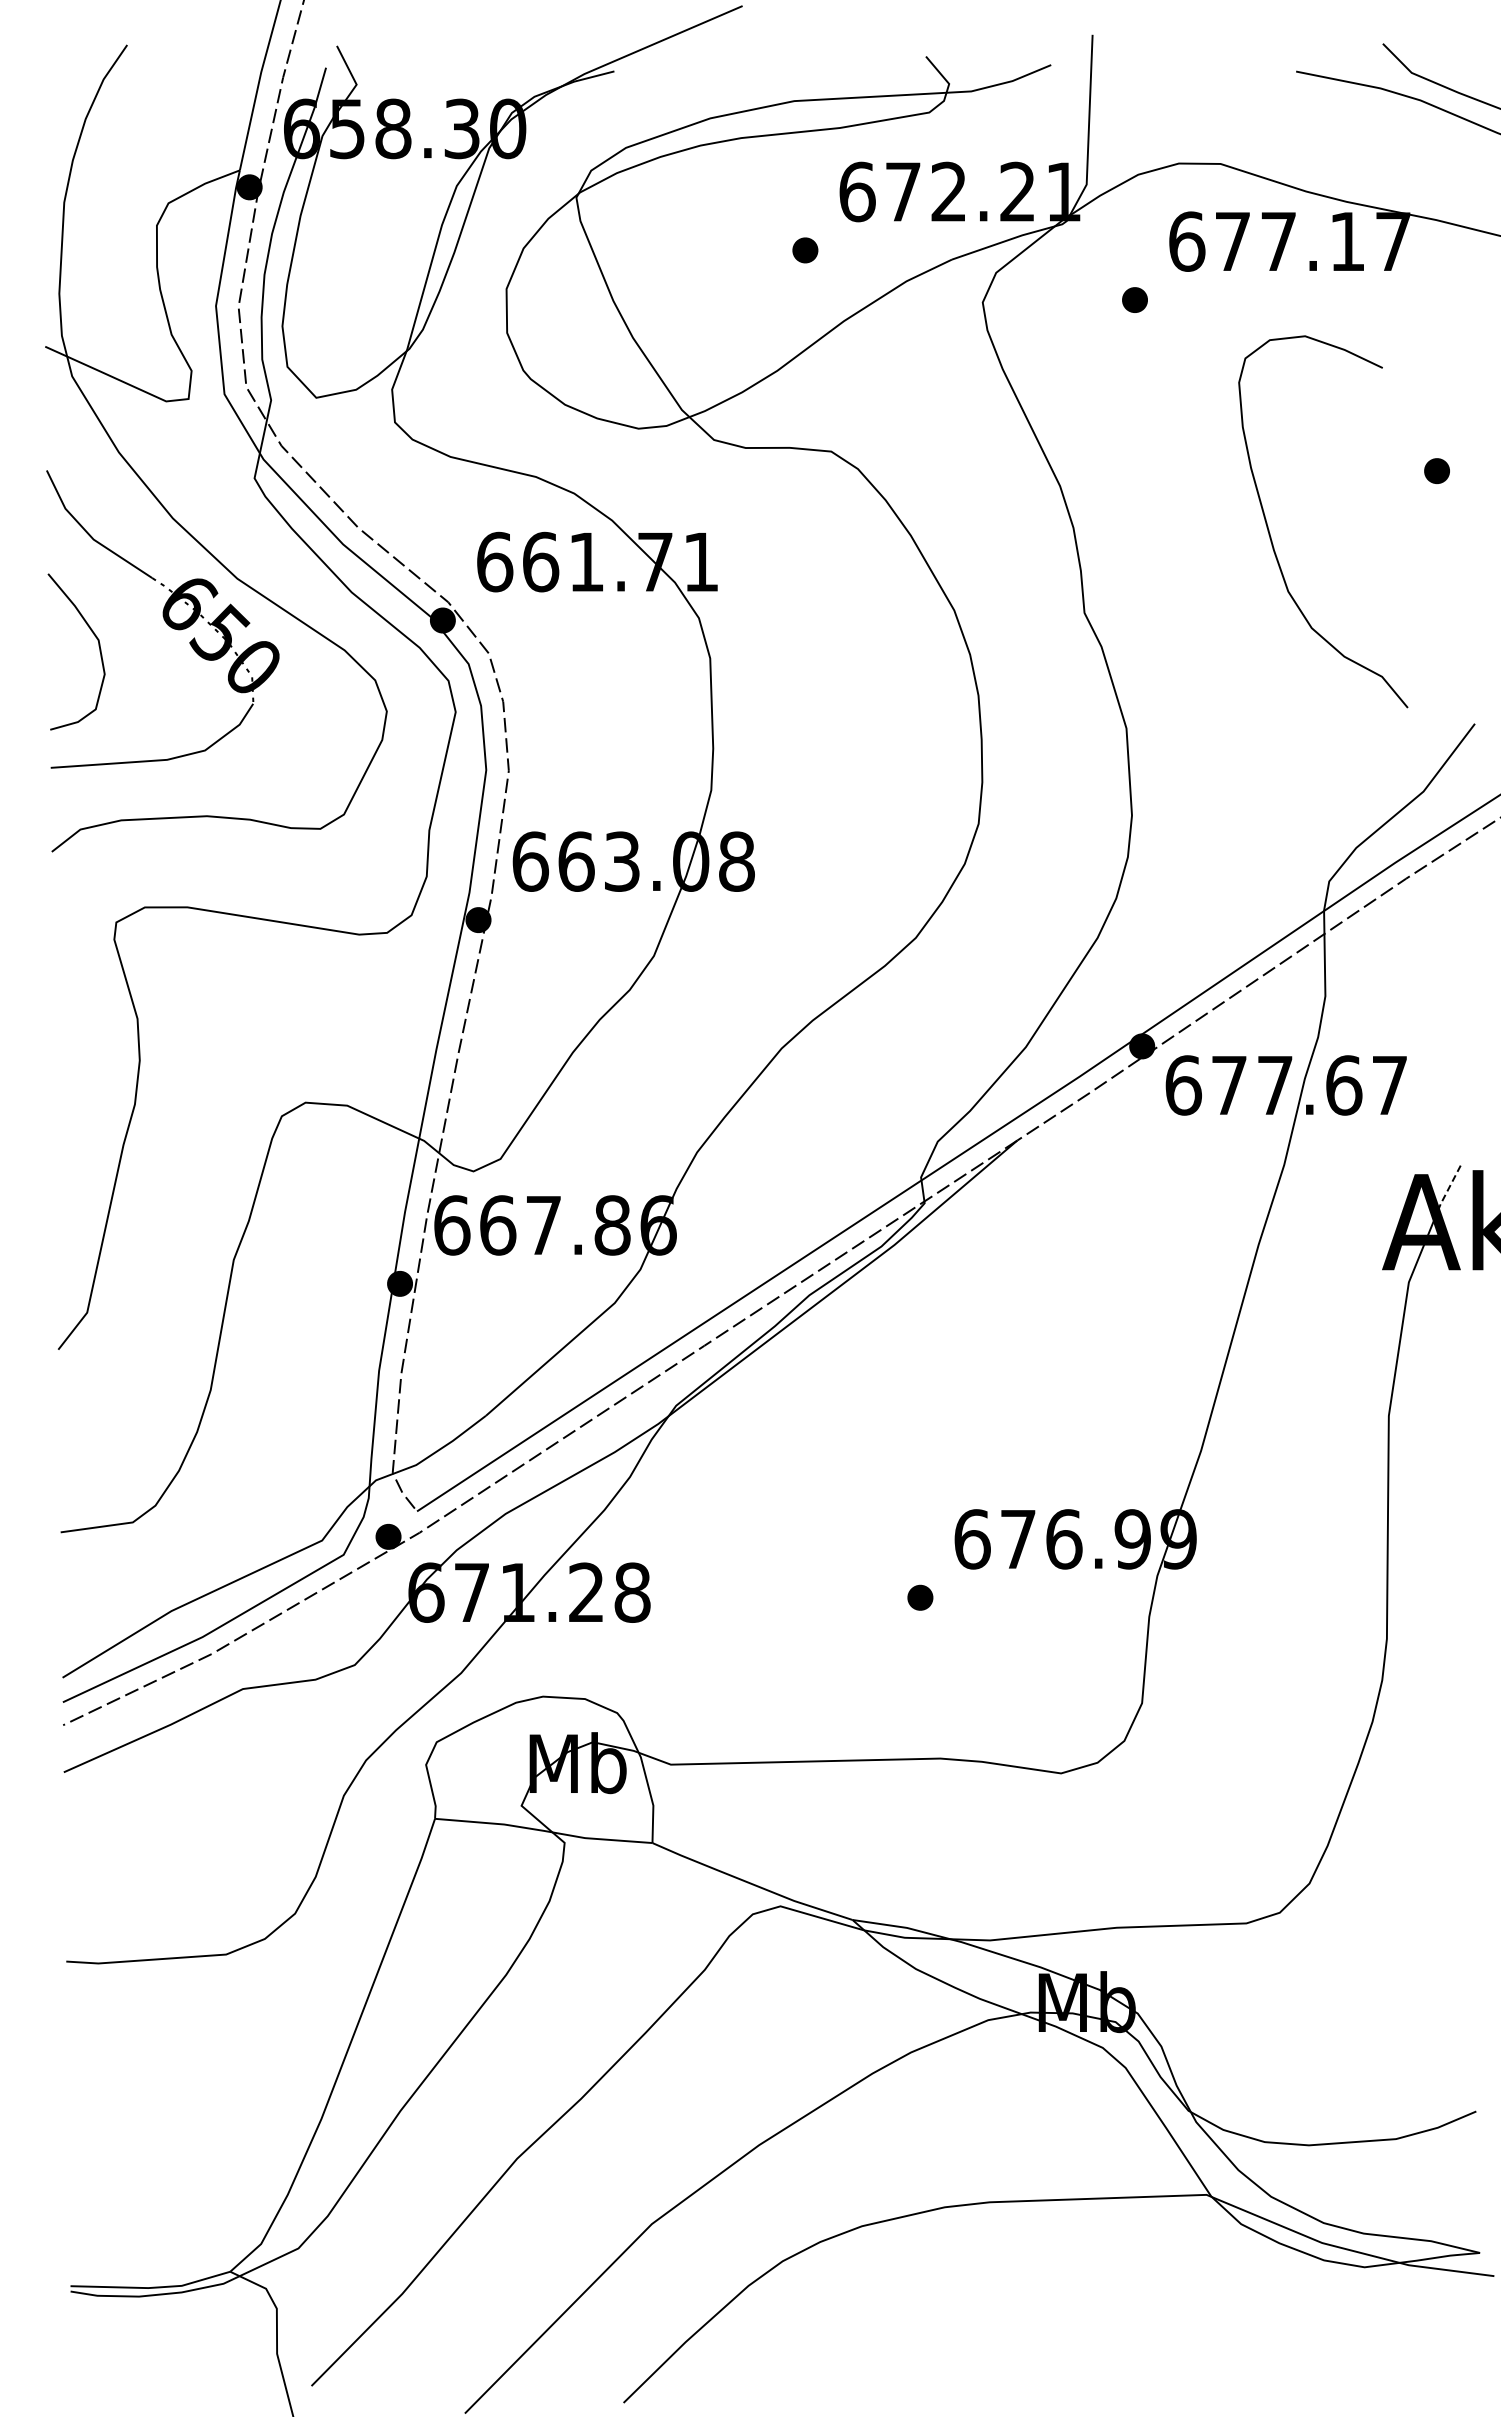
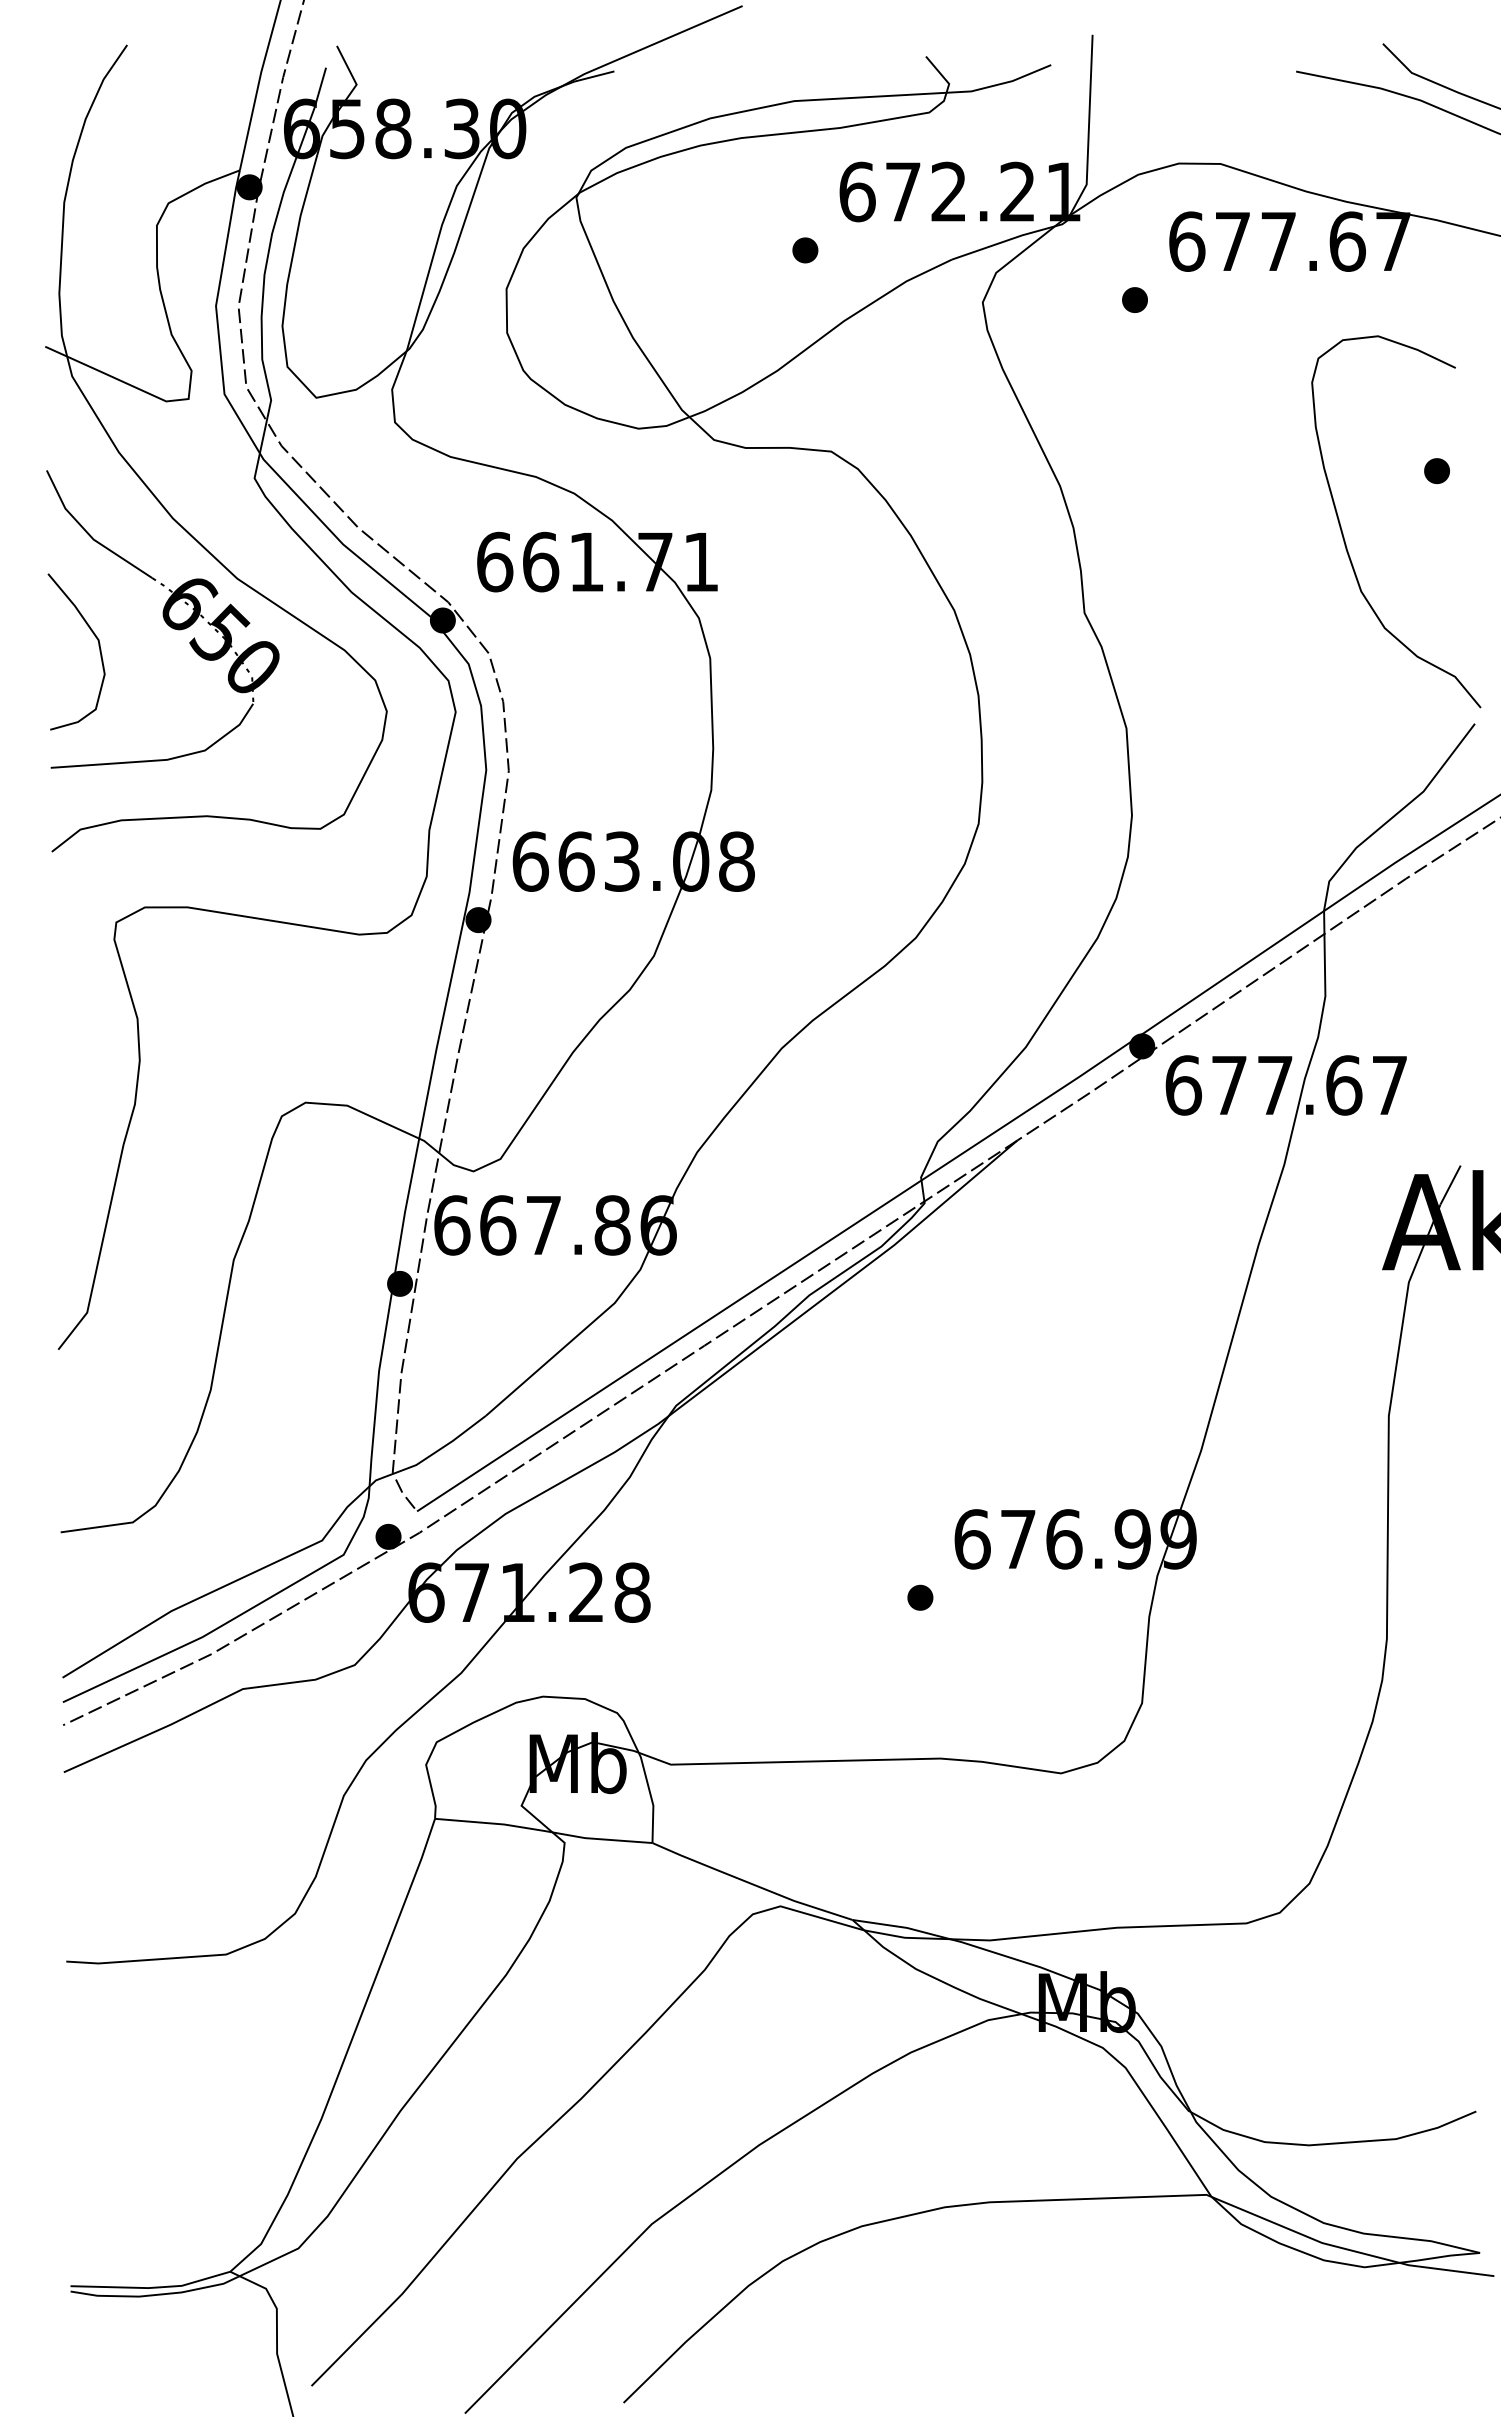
text: 677.17 -> 677.67 (1347, 241)
curve position: (1271, 536) -> (1344, 536) (1344, 536)
line: dashed -> solid (1450, 1184)
